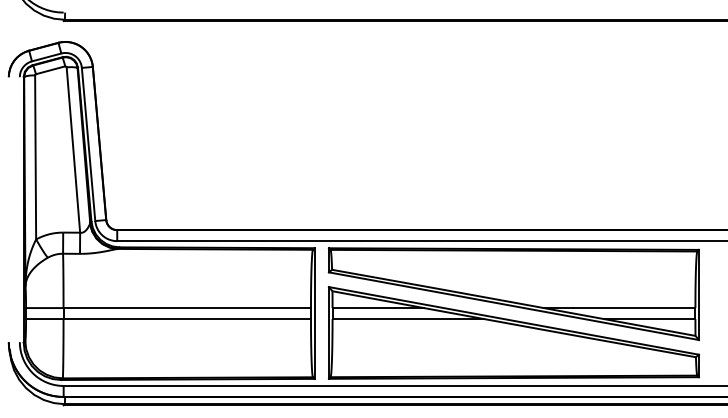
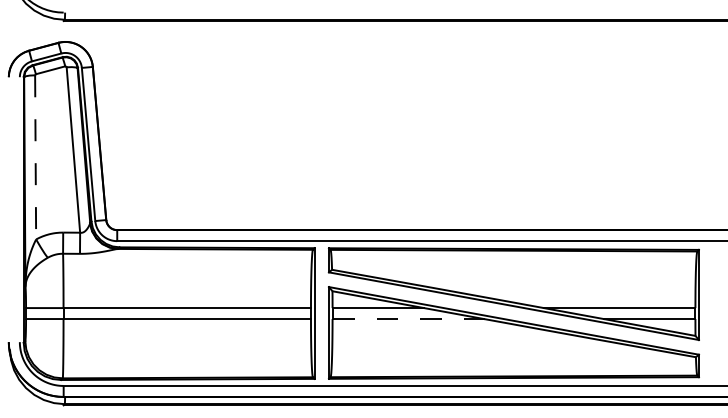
line: solid -> dashed (35, 157)
line: solid -> dashed (408, 319)
